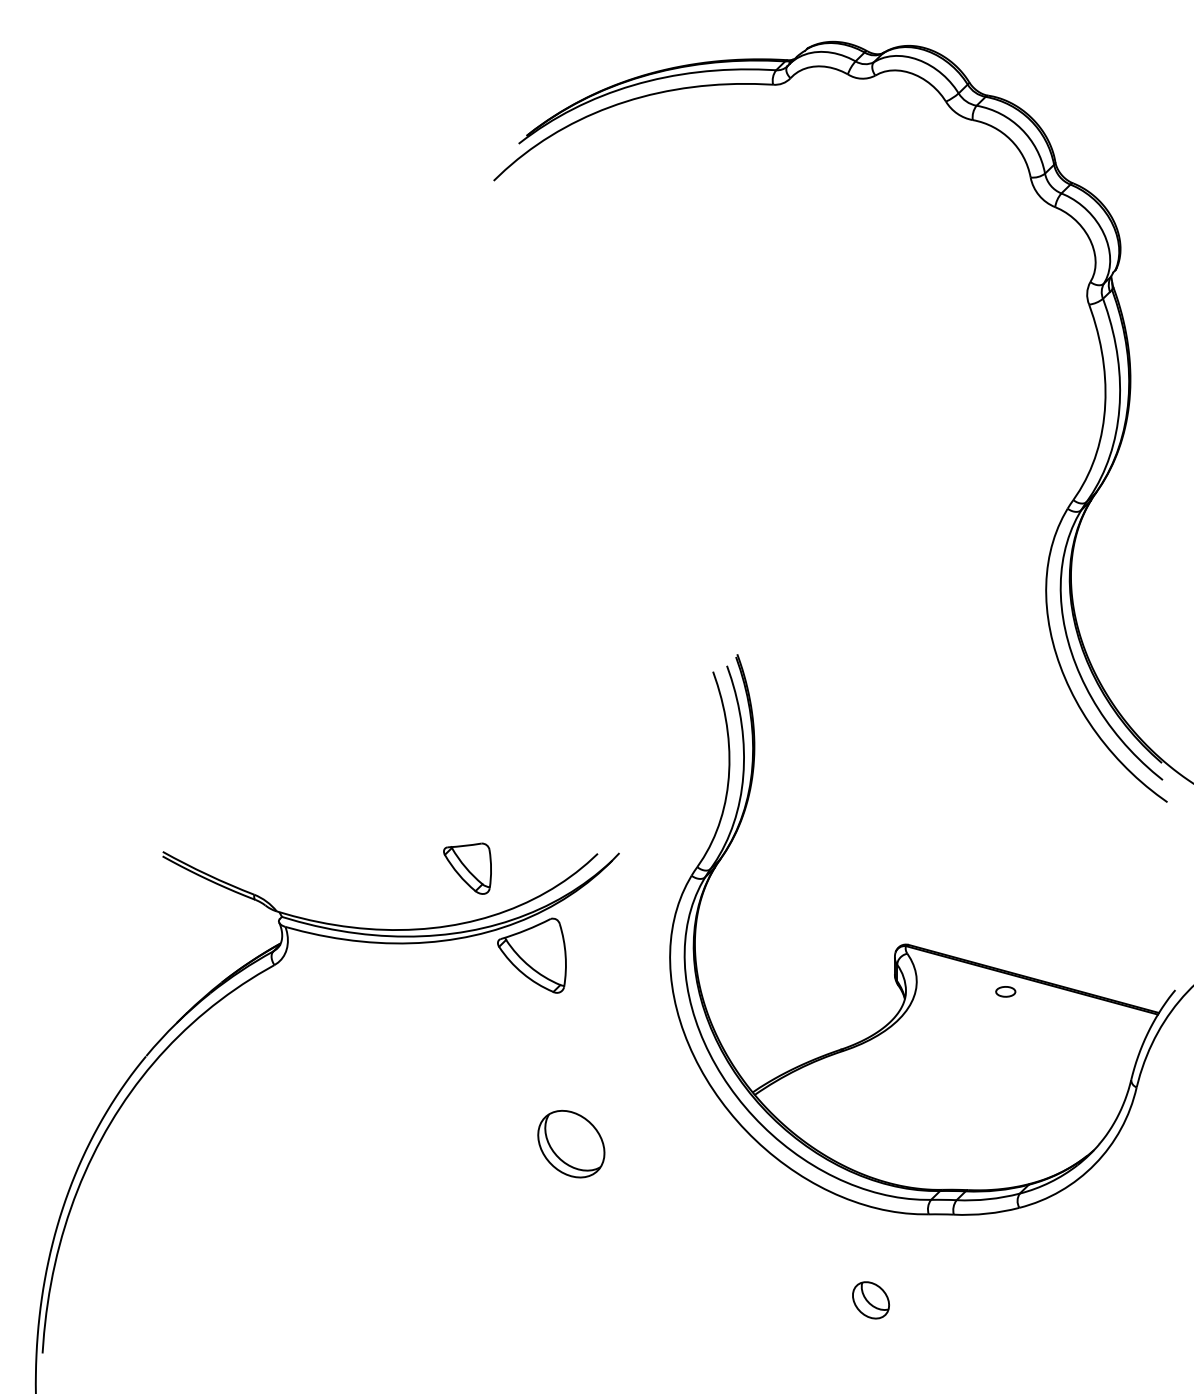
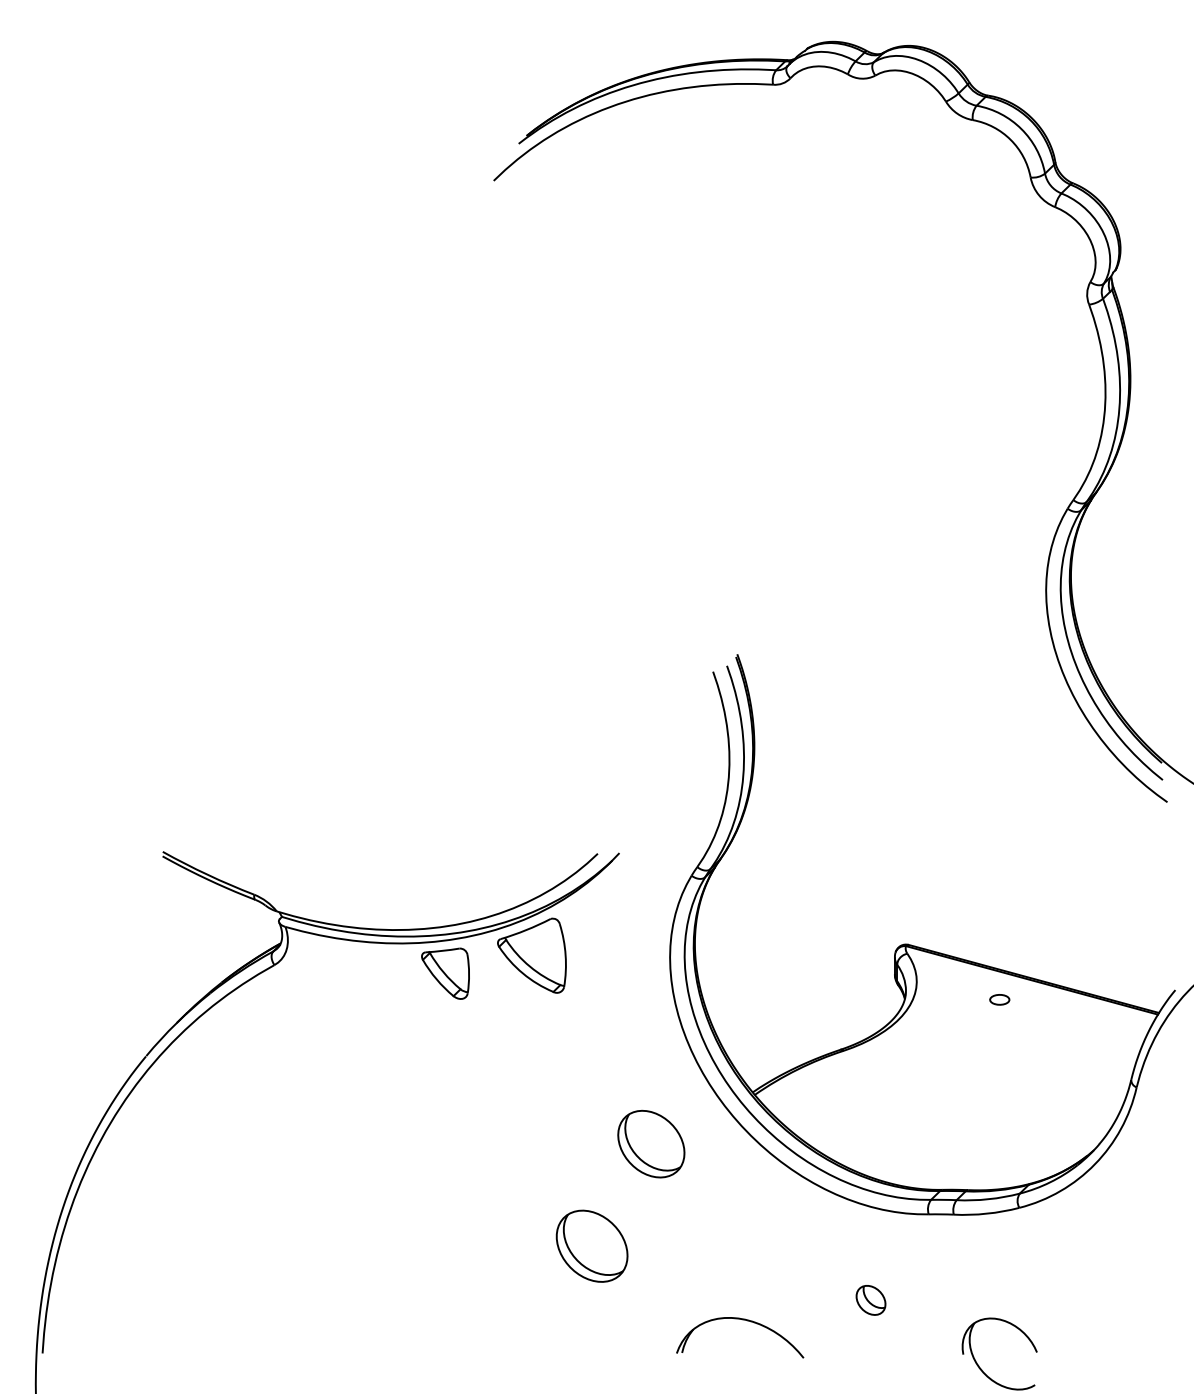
part position: (467, 868) -> (445, 973) (445, 973)
part position: (1005, 991) -> (999, 999) (999, 999)
part position: (571, 1143) -> (651, 1143) (651, 1143)
part: none -> present (591, 1245)
part size: 38x39 px -> 32x31 px (870, 1300)
part: none -> present (742, 1320)
part: none -> present (979, 1365)
